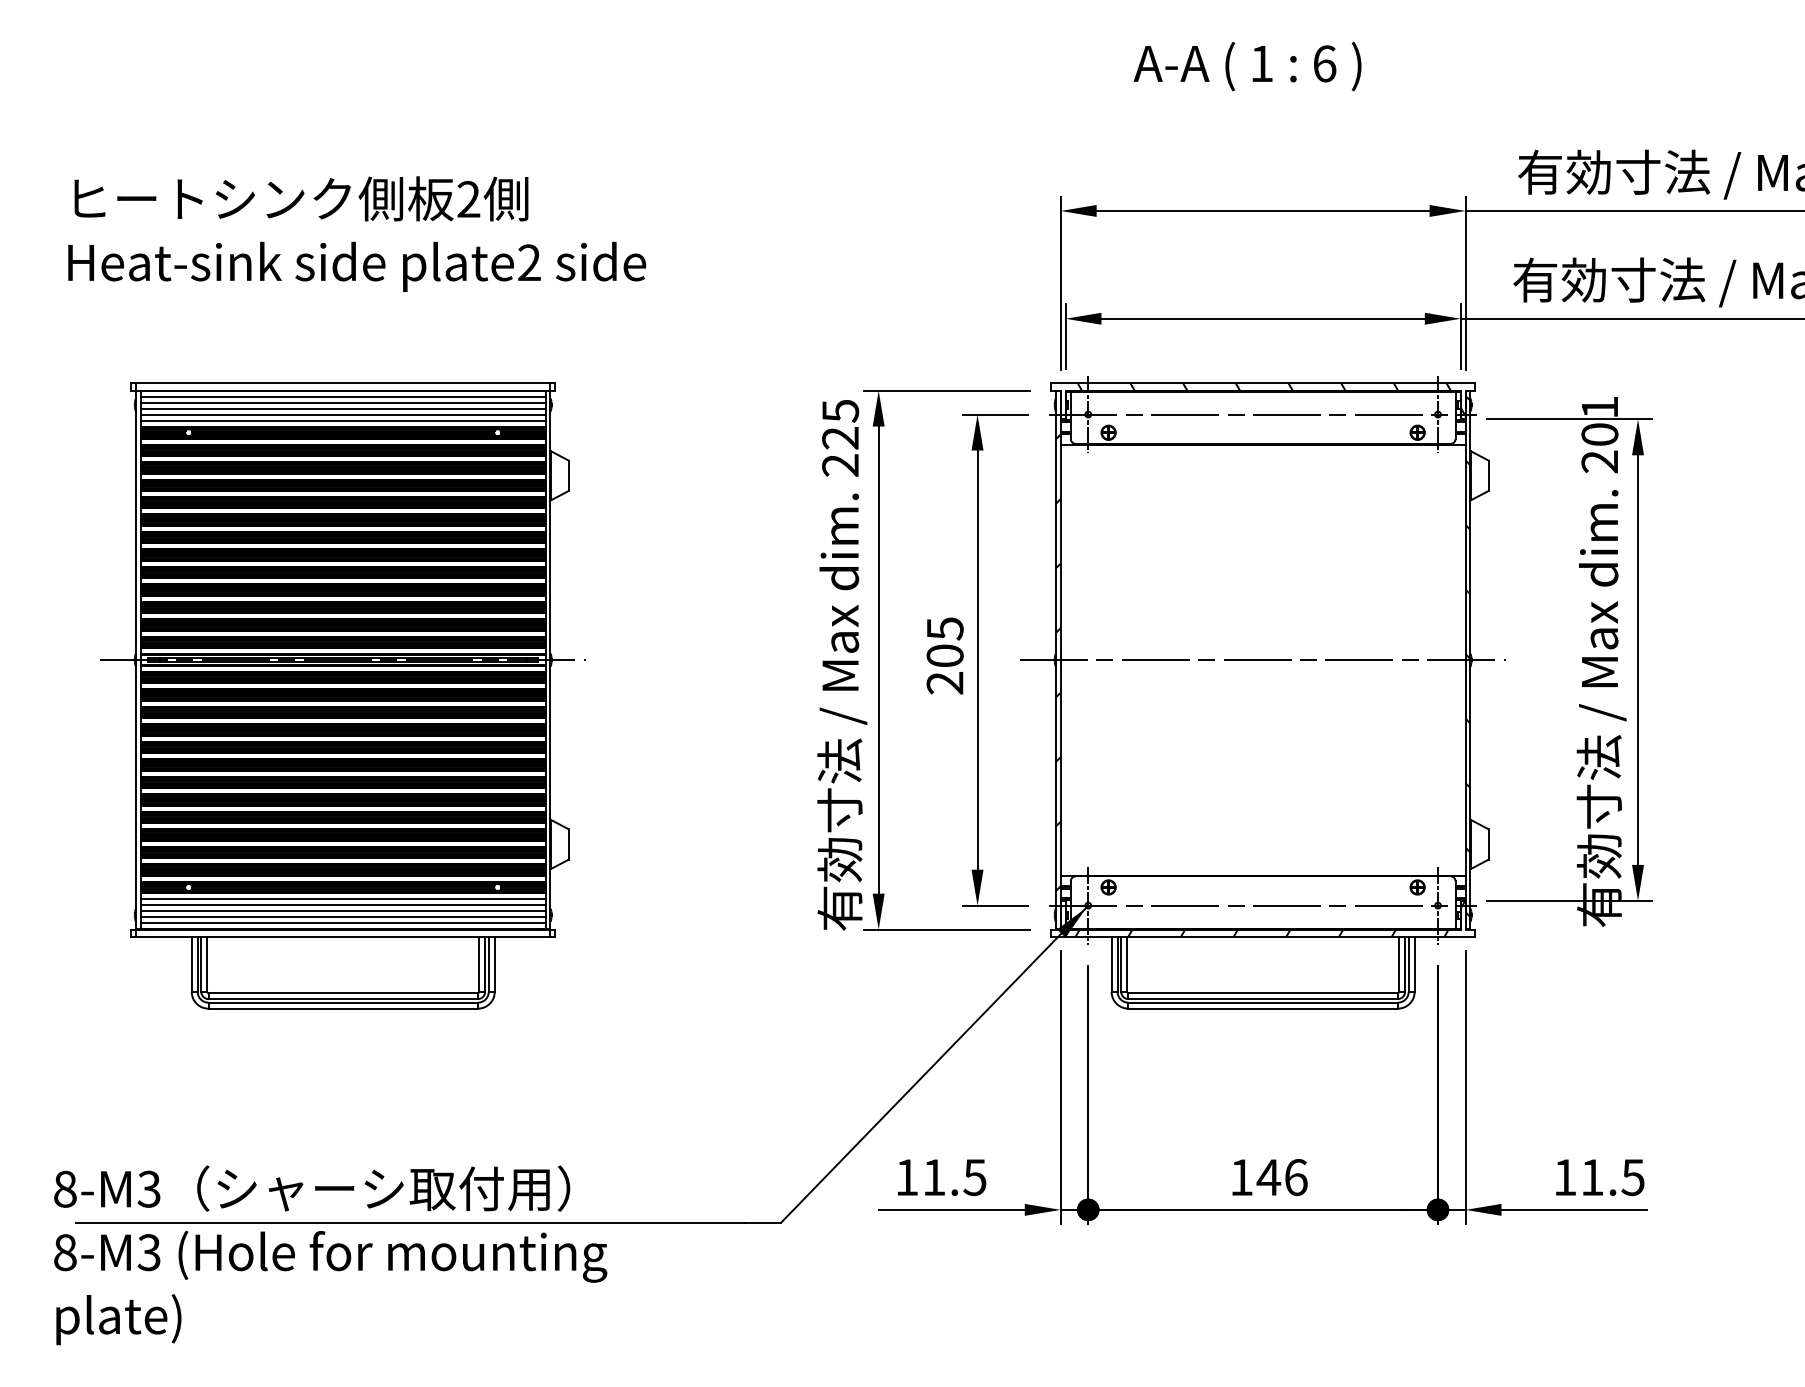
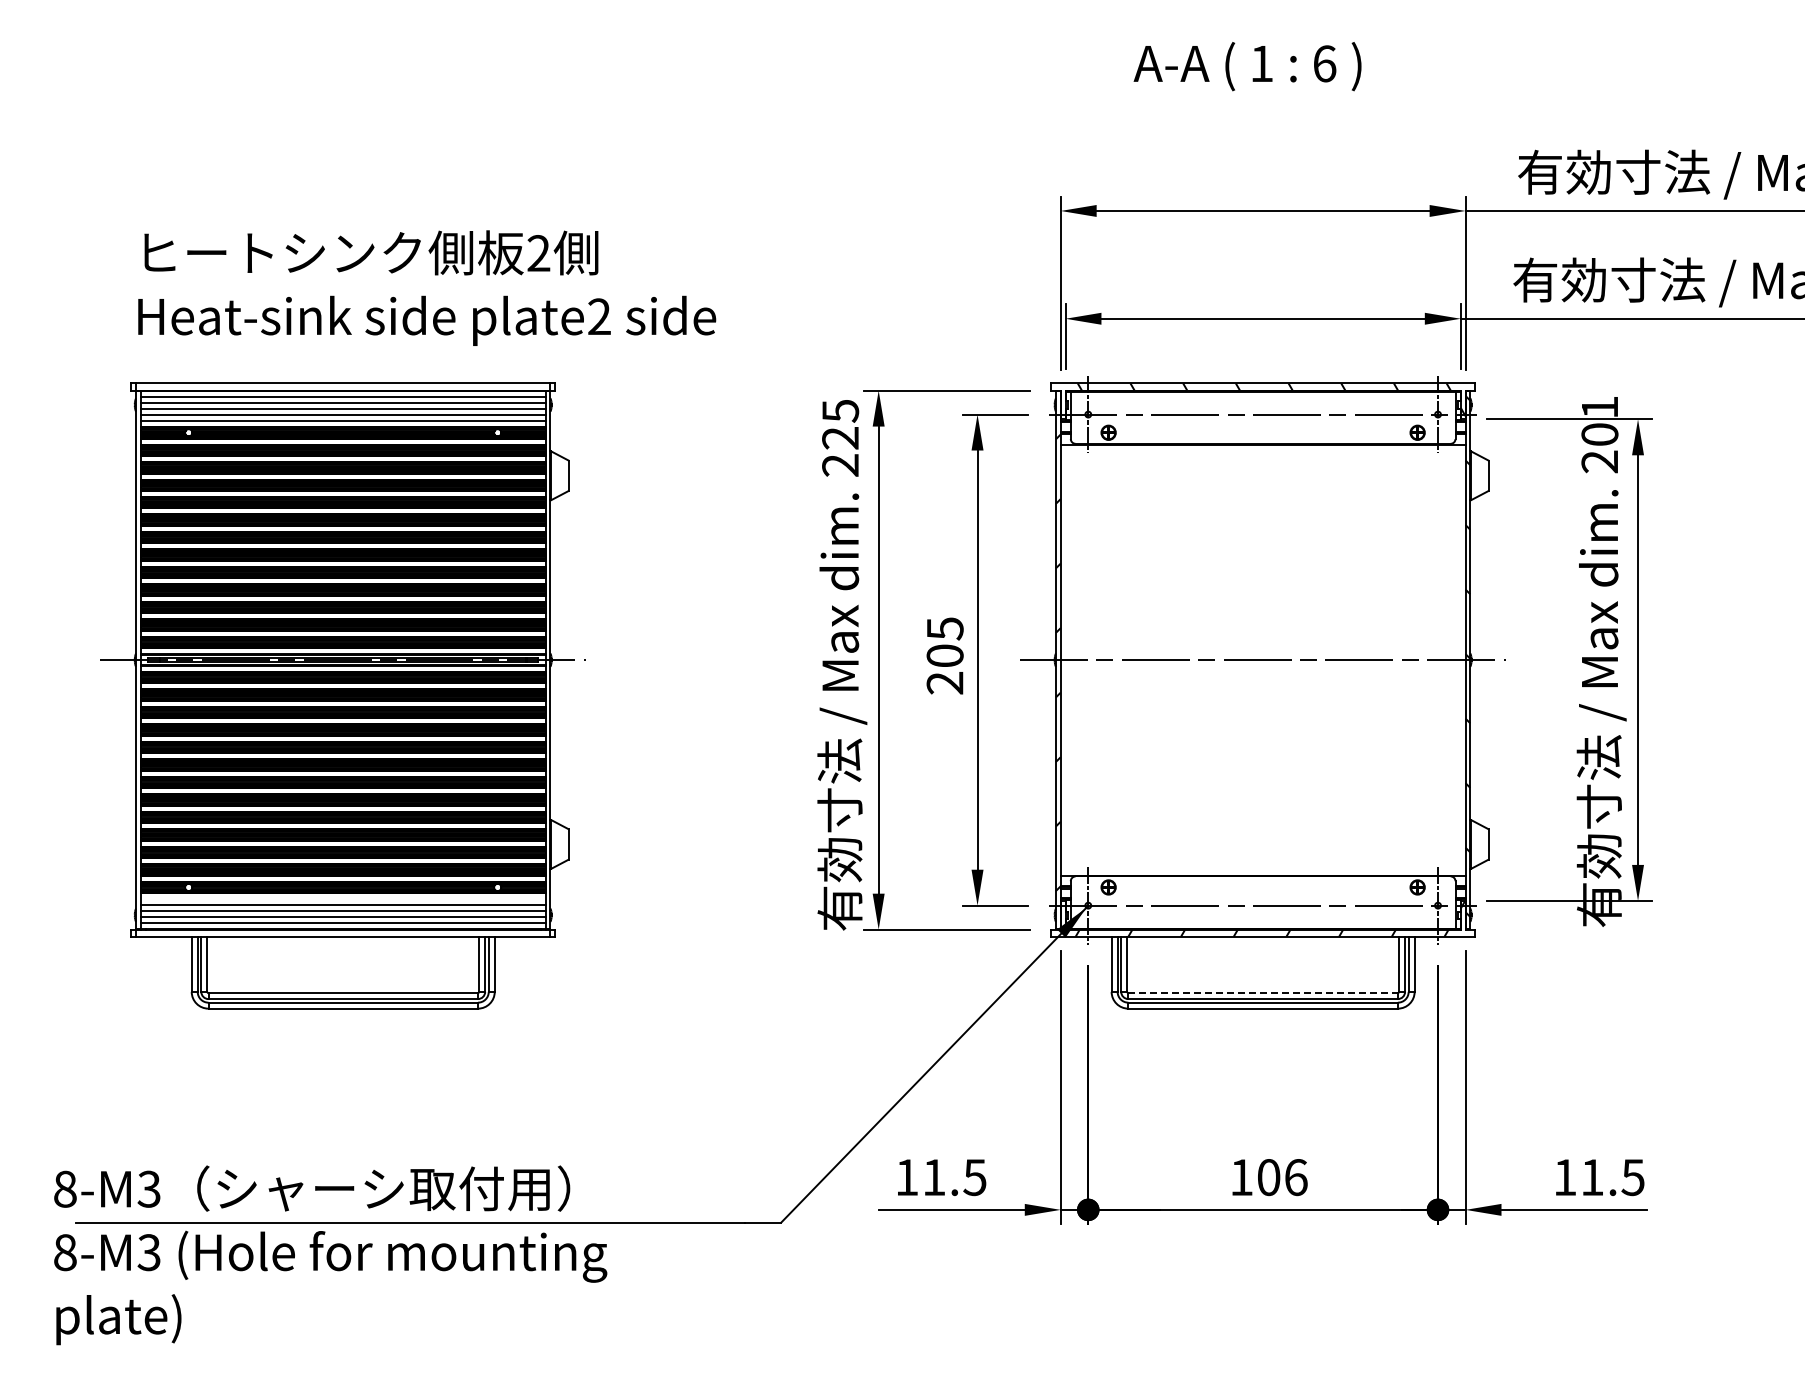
text position: (357, 233) -> (427, 287) (427, 287)
line: present -> none (342, 899)
line: solid -> dashed (1263, 993)
text: 146 -> 106 (1268, 1177)
